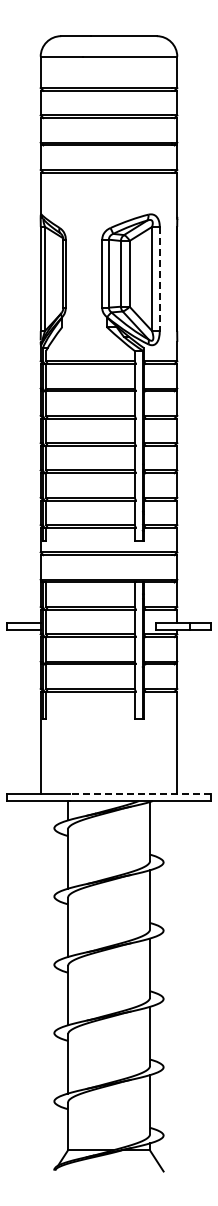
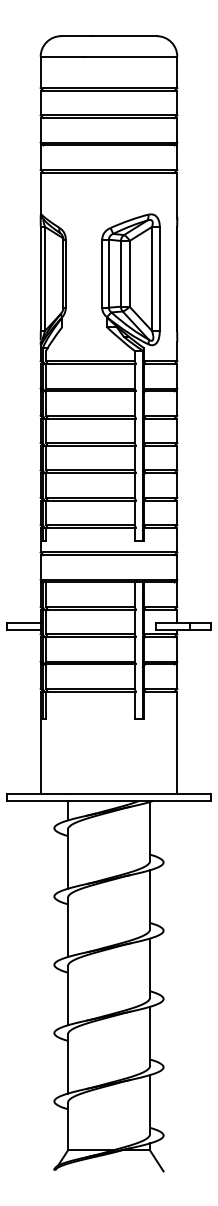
line: dashed -> solid (159, 279)
line: dashed -> solid (140, 794)
